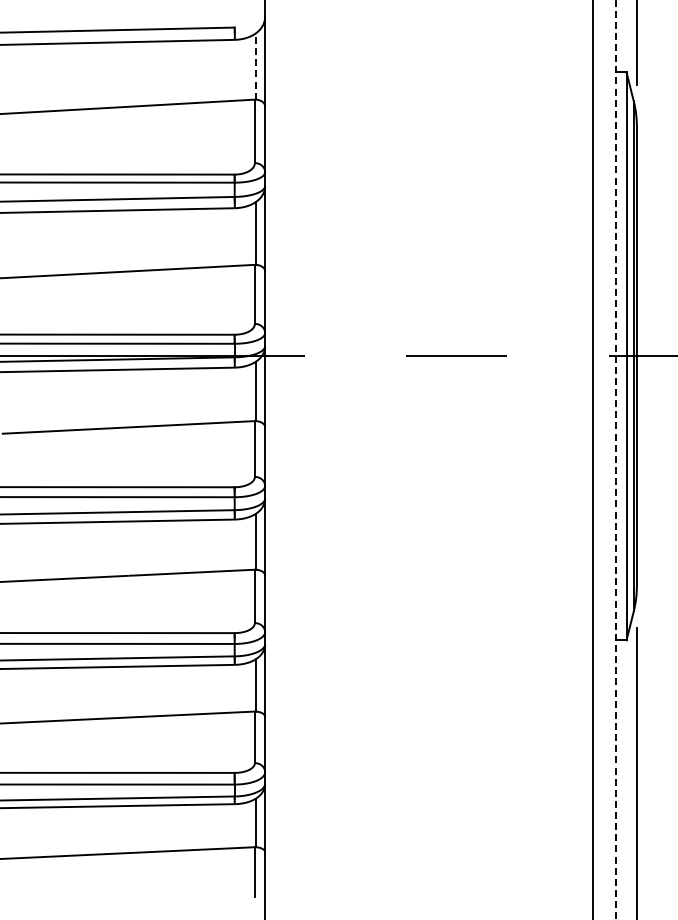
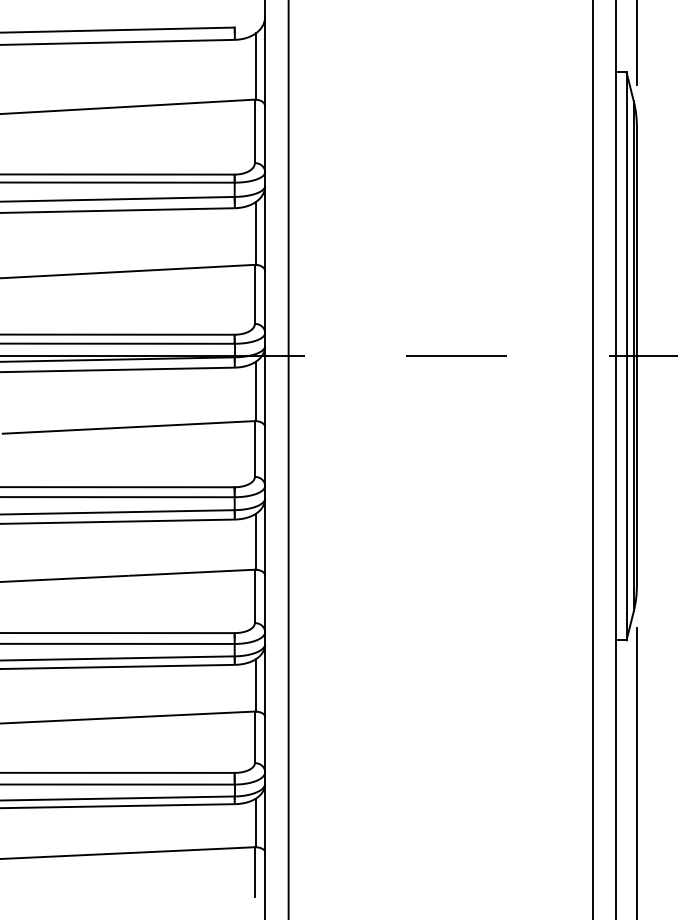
line: dashed -> solid (255, 65)
line: none -> present (288, 459)
line: dashed -> solid (616, 459)
